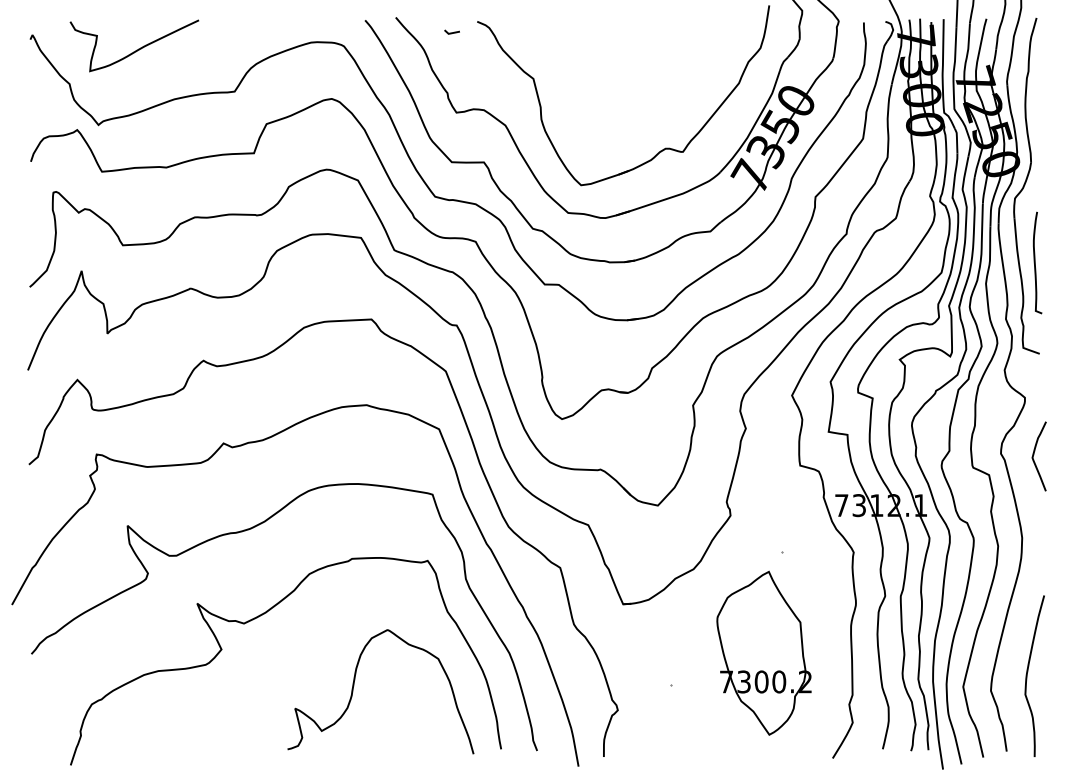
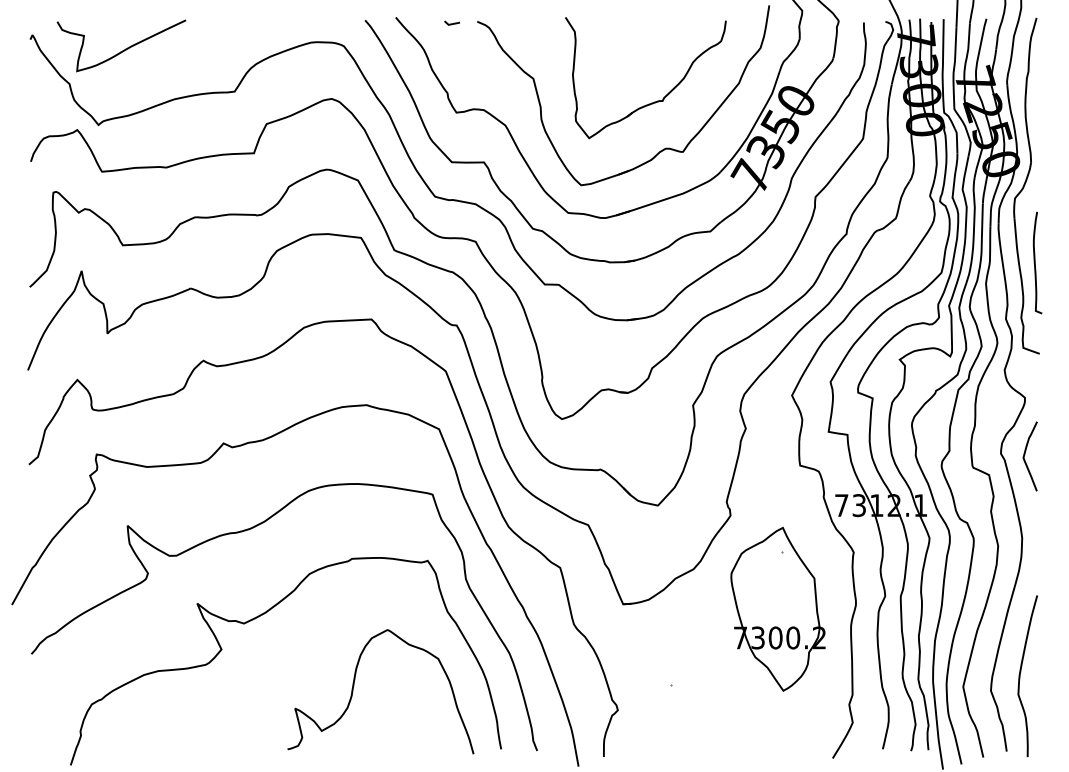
line position: (451, 32) -> (451, 23) (451, 23)
curve position: (136, 49) -> (123, 49) (123, 49)
part: none -> present (654, 101)
curve position: (1034, 455) -> (1025, 455) (1025, 455)
part position: (763, 652) -> (777, 608) (777, 608)
curve position: (1027, 675) -> (1020, 675) (1020, 675)
